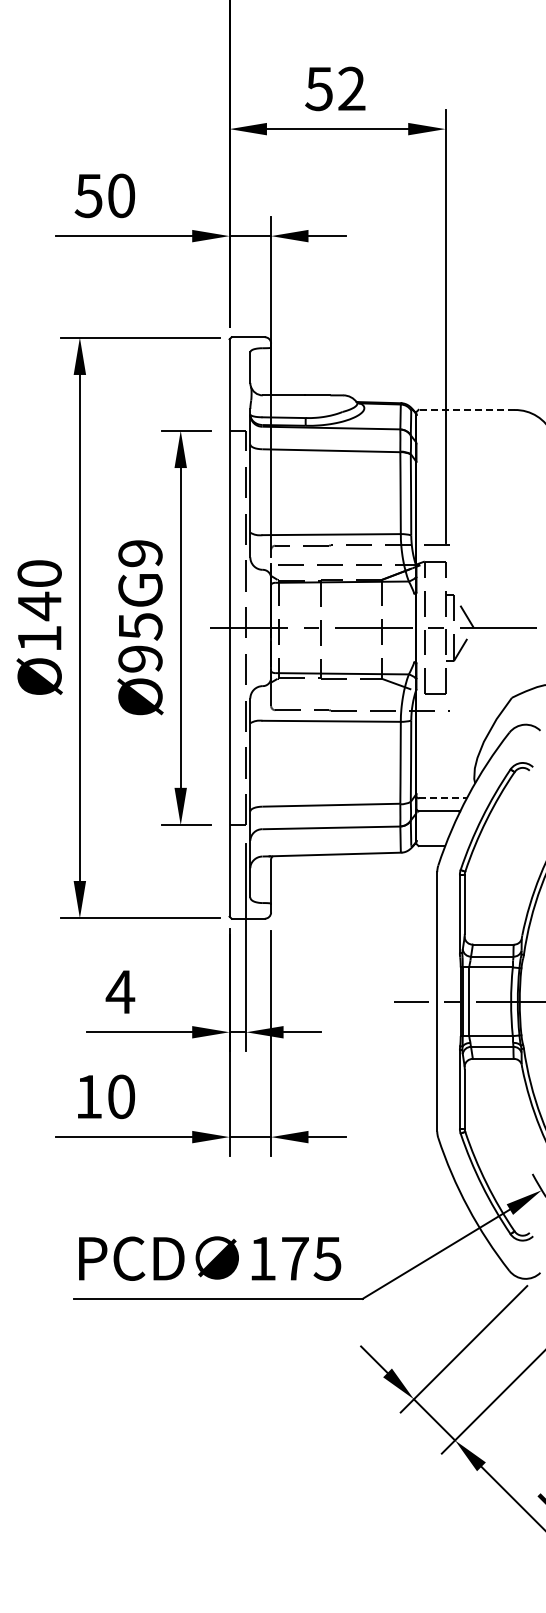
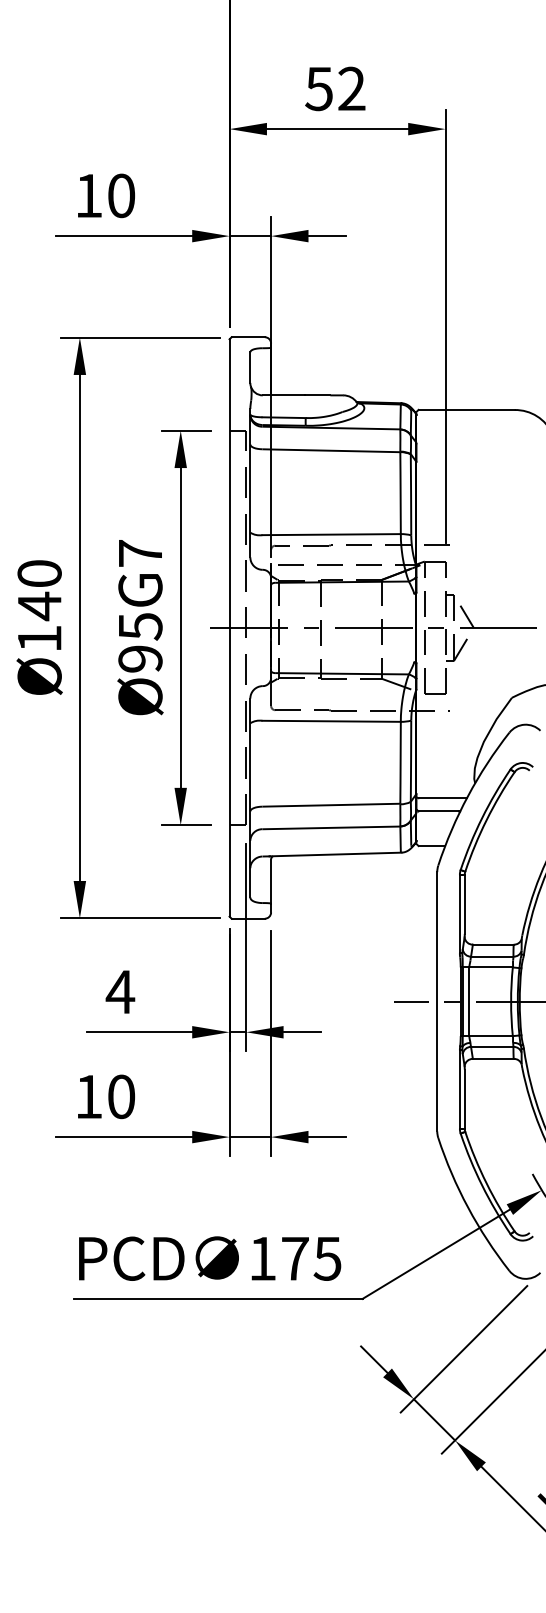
text: 50 -> 10 (88, 196)
line: dashed -> solid (466, 409)
text: Ø95G9 -> Ø95G7 (140, 553)
line: dashed -> solid (443, 798)
